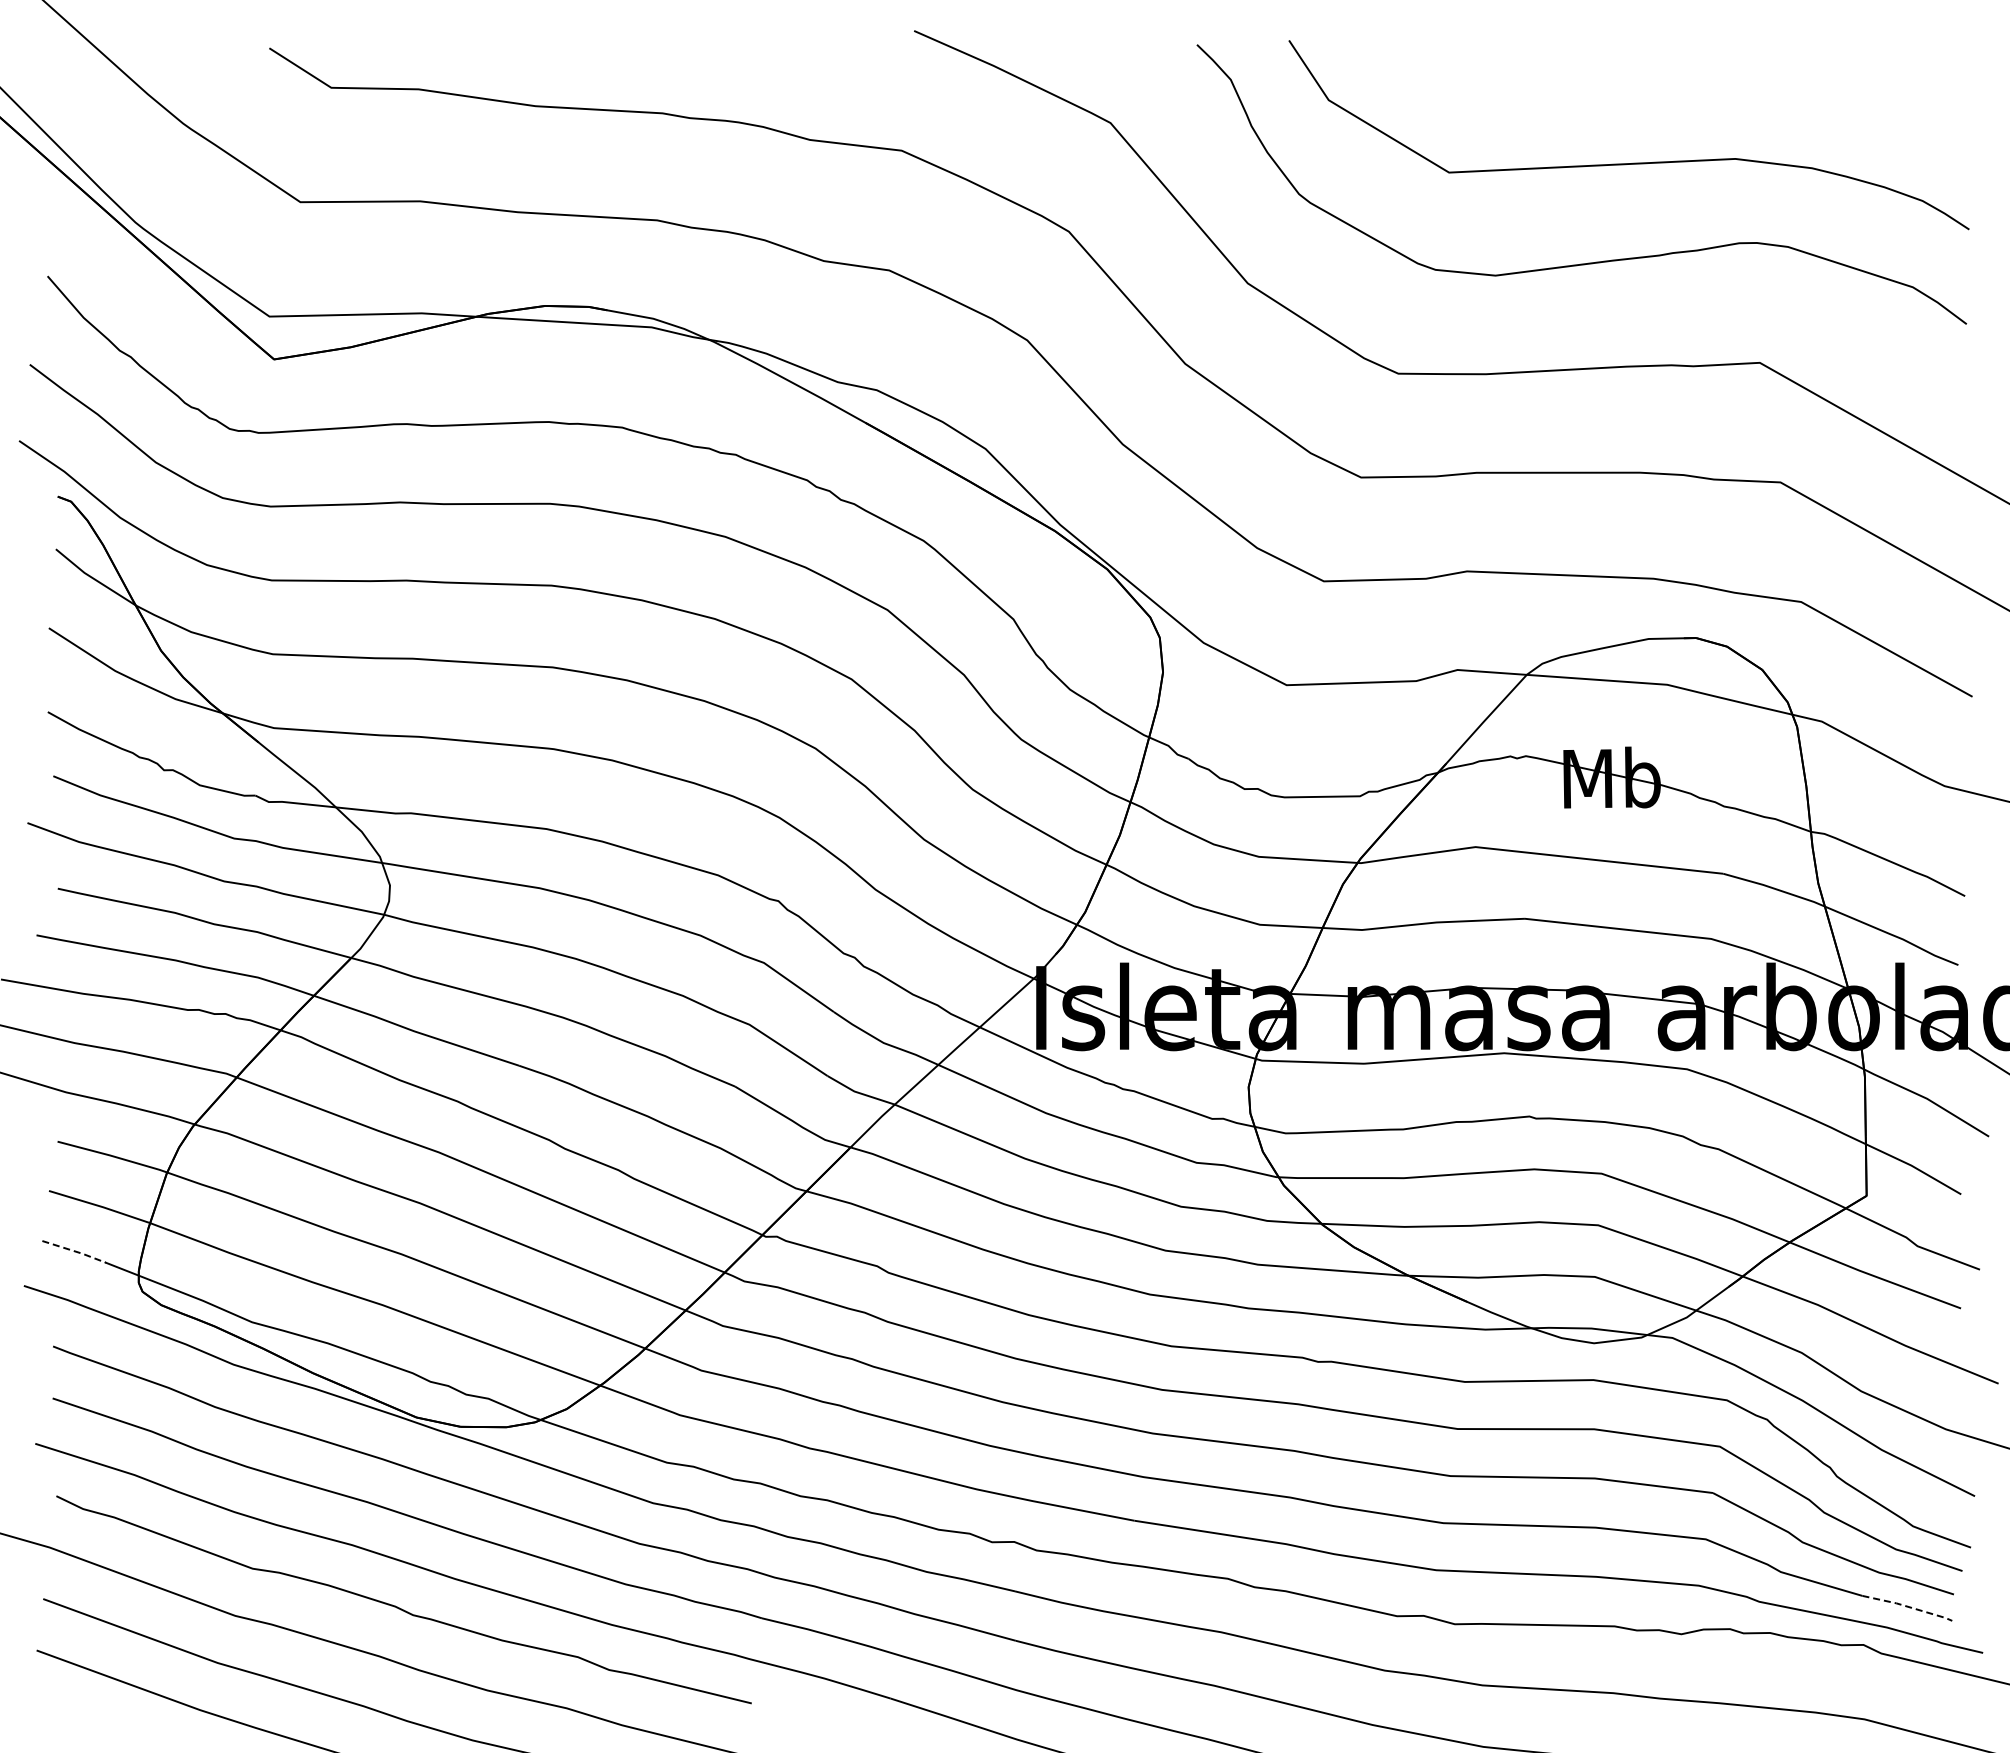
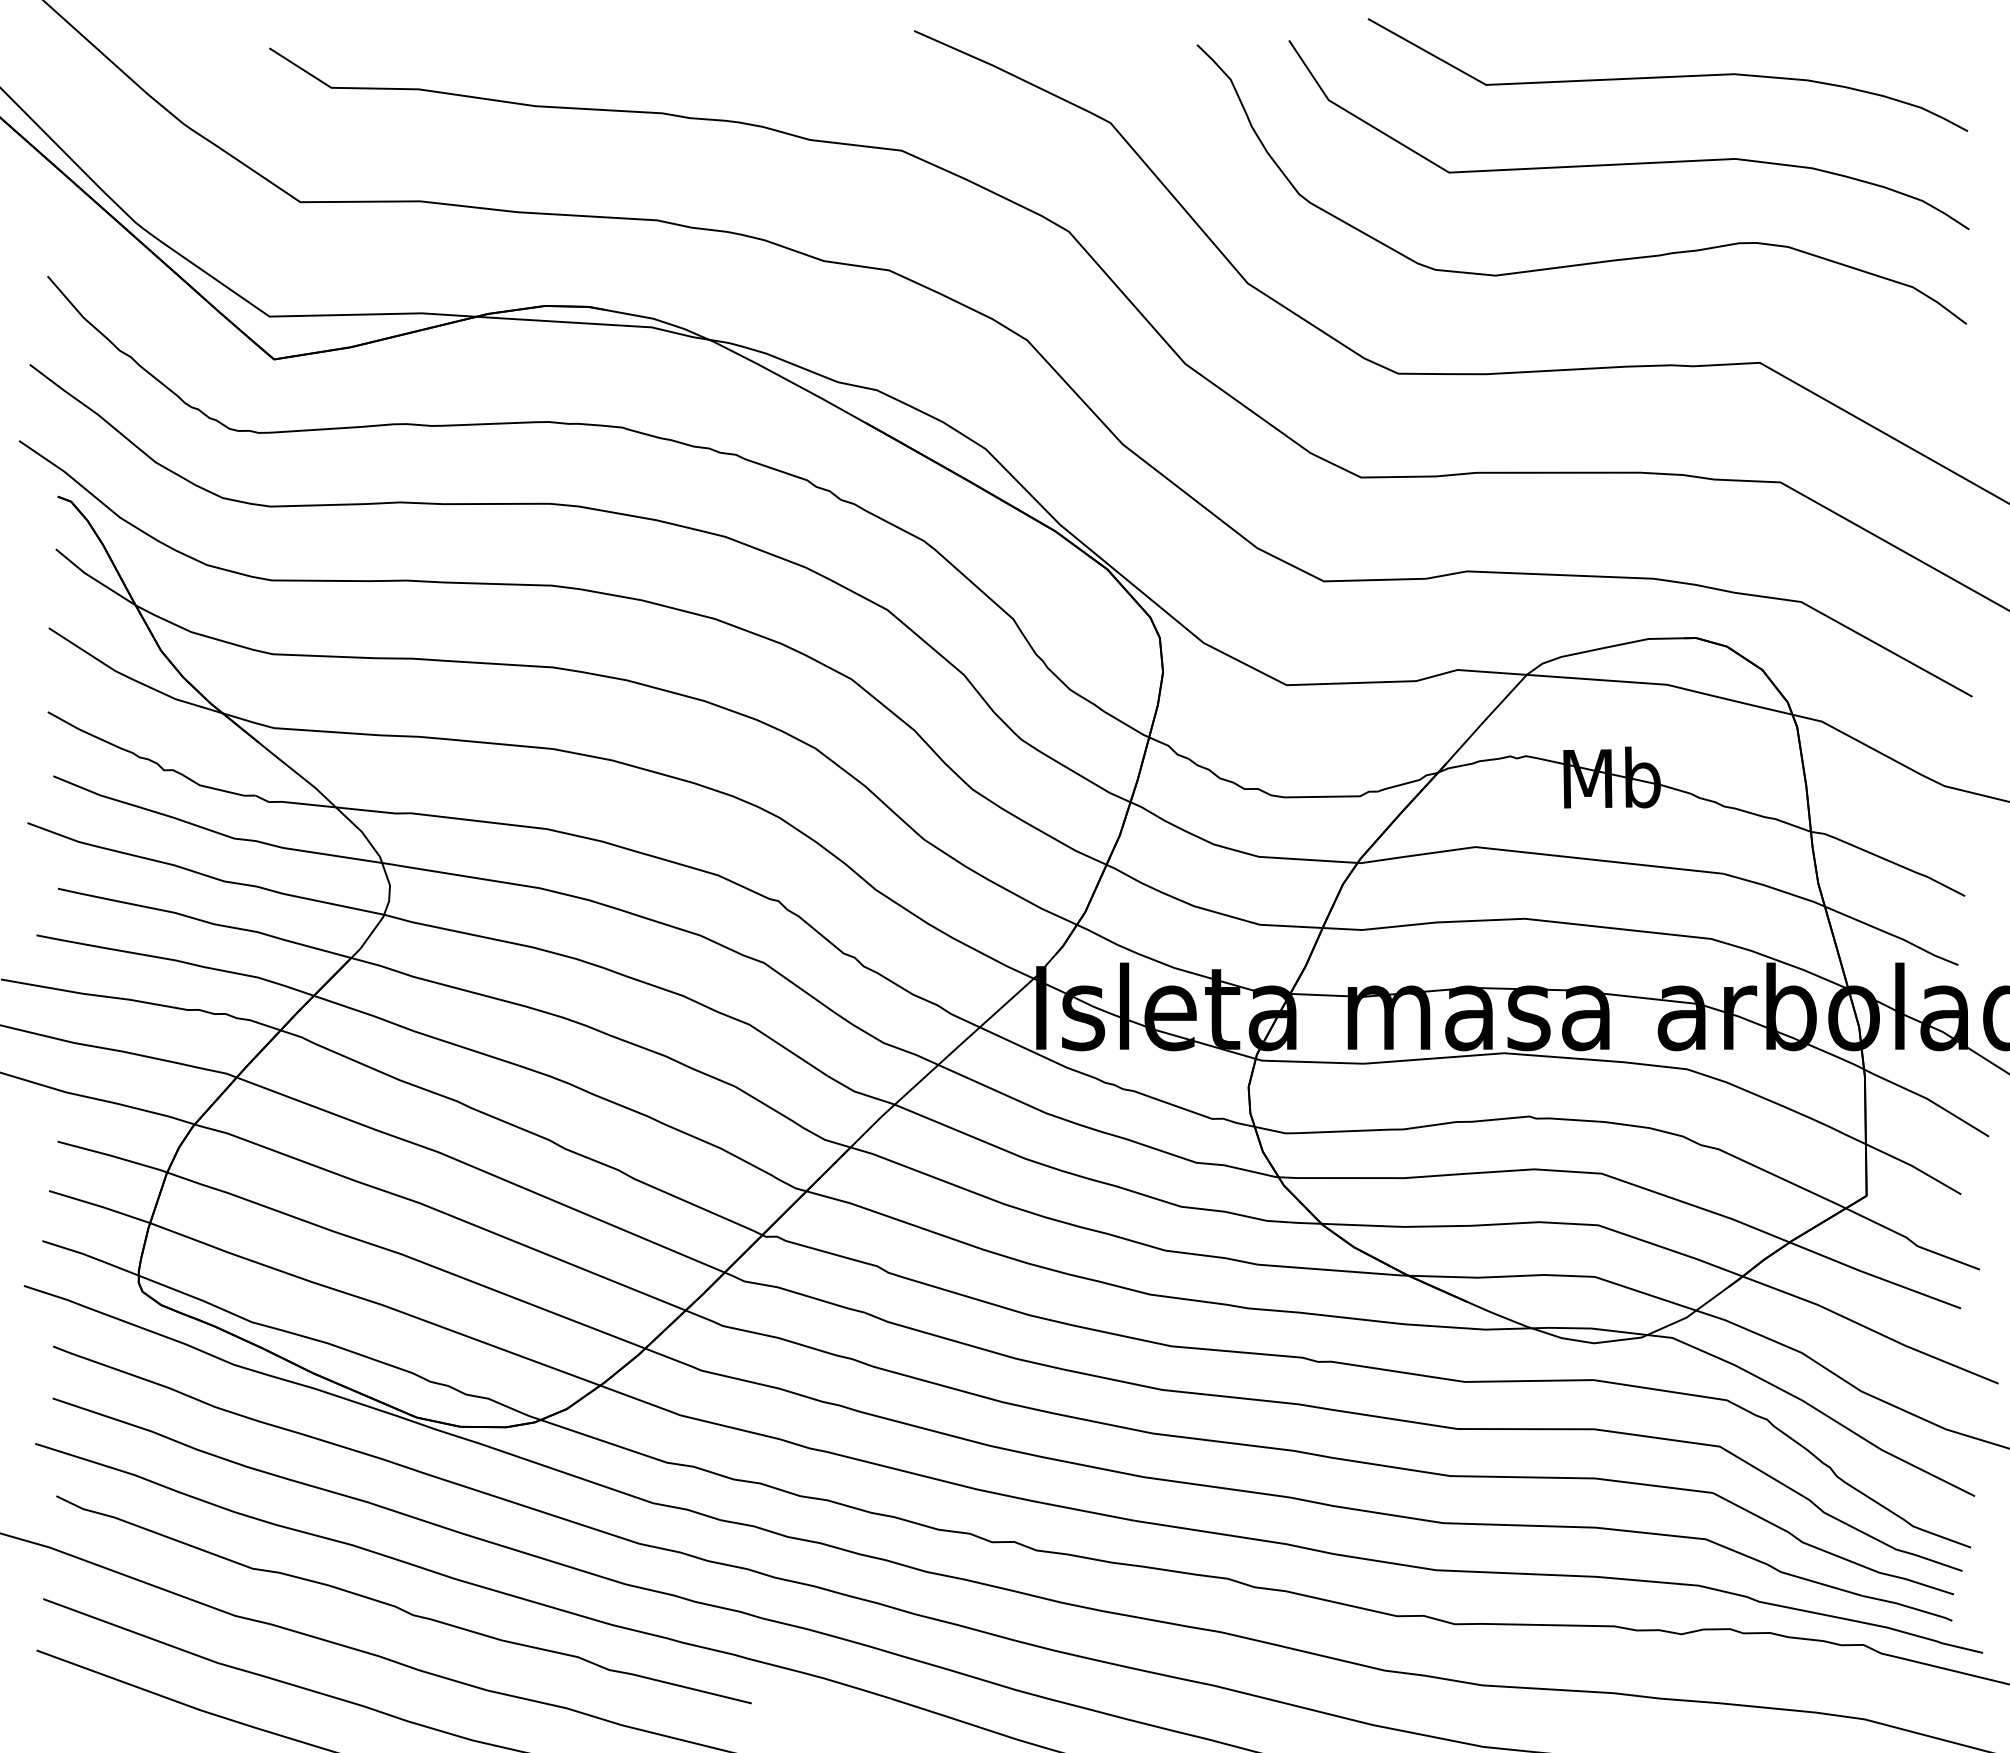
curve: none -> present (1667, 76)
line: dashed -> solid (74, 1251)
line: dashed -> solid (1908, 1606)
